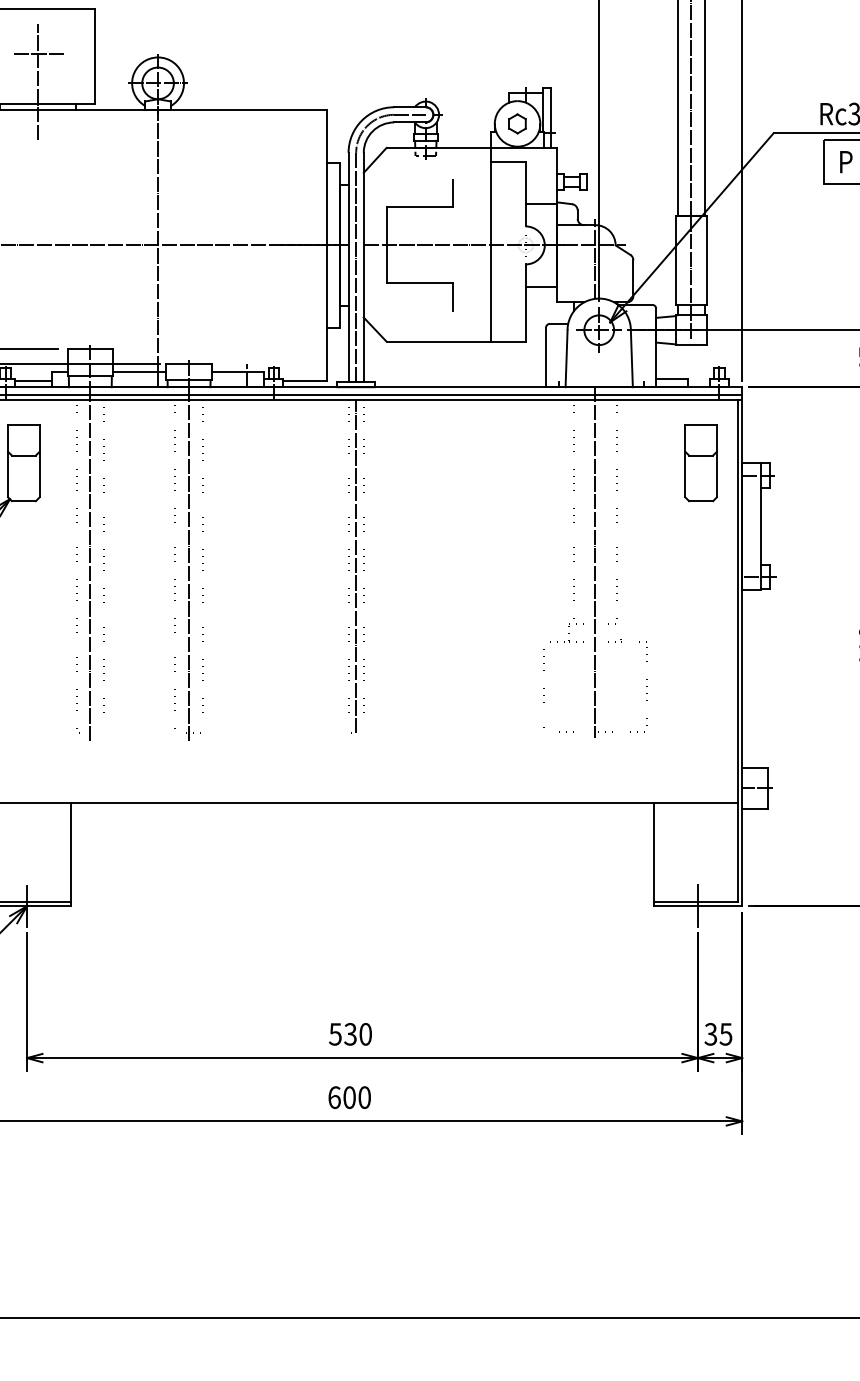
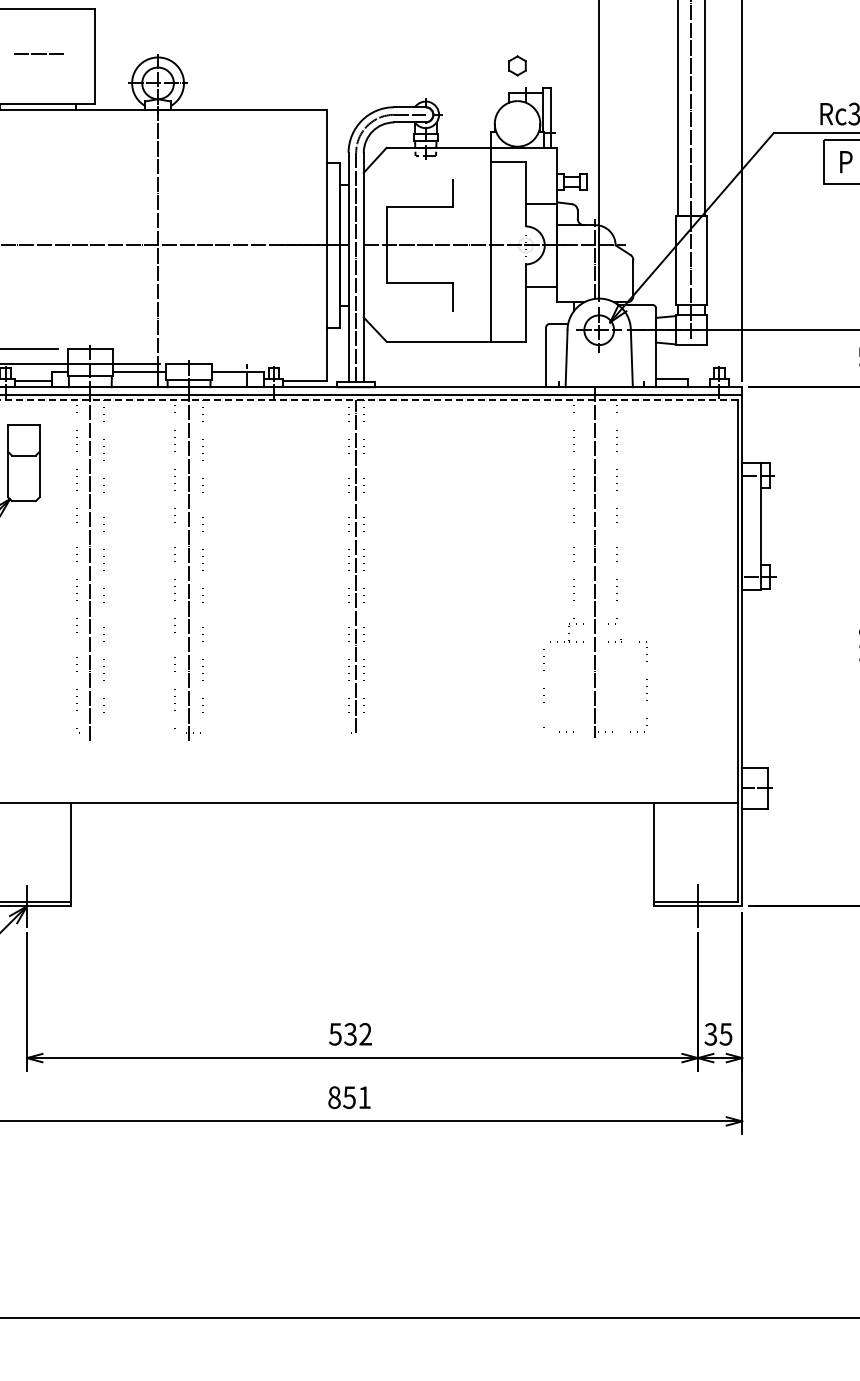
line: present -> none (37, 81)
part position: (517, 123) -> (517, 65) (517, 65)
line: solid -> dashed (371, 399)
part: present -> none (700, 463)
text: 530 -> 532 (365, 1034)
text: 600 -> 851 (349, 1097)
